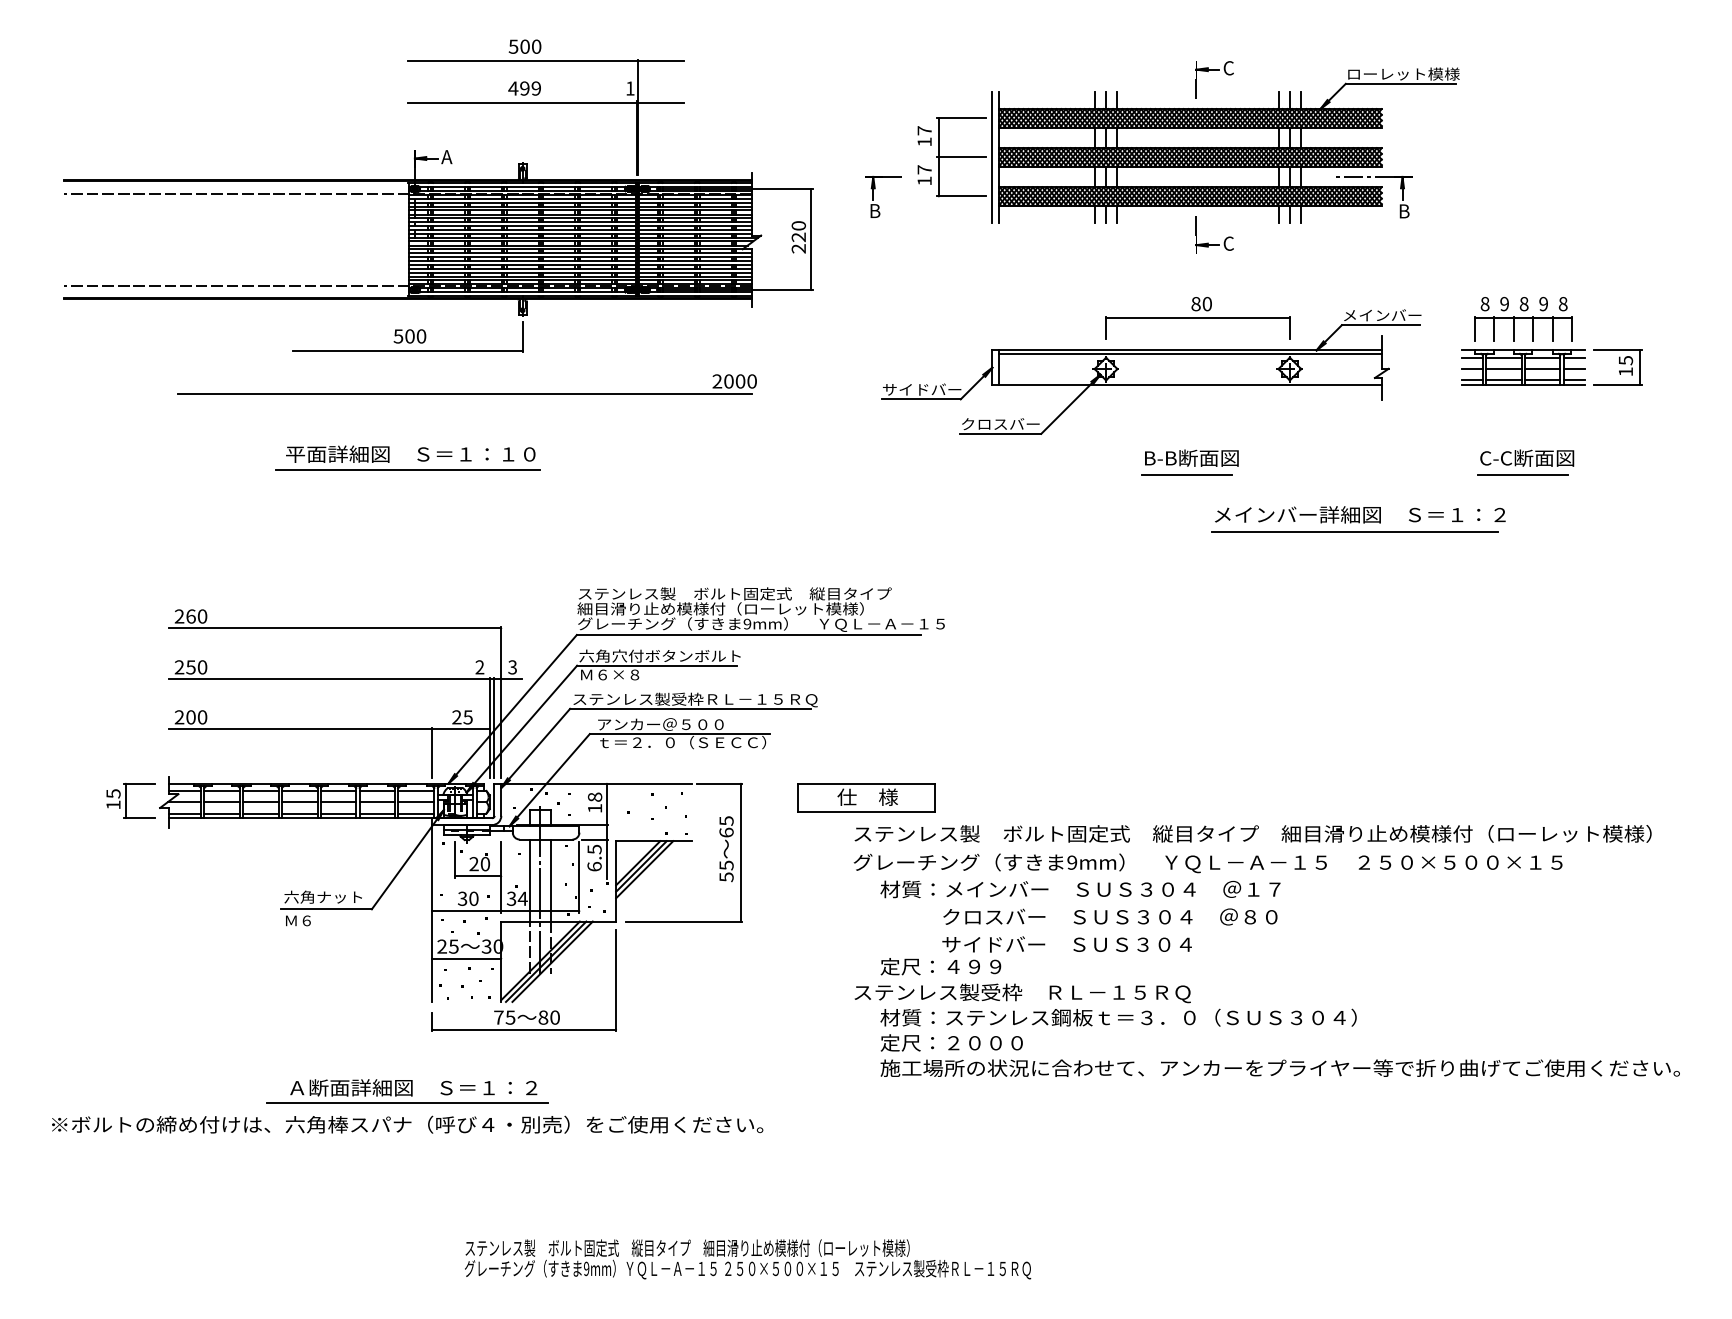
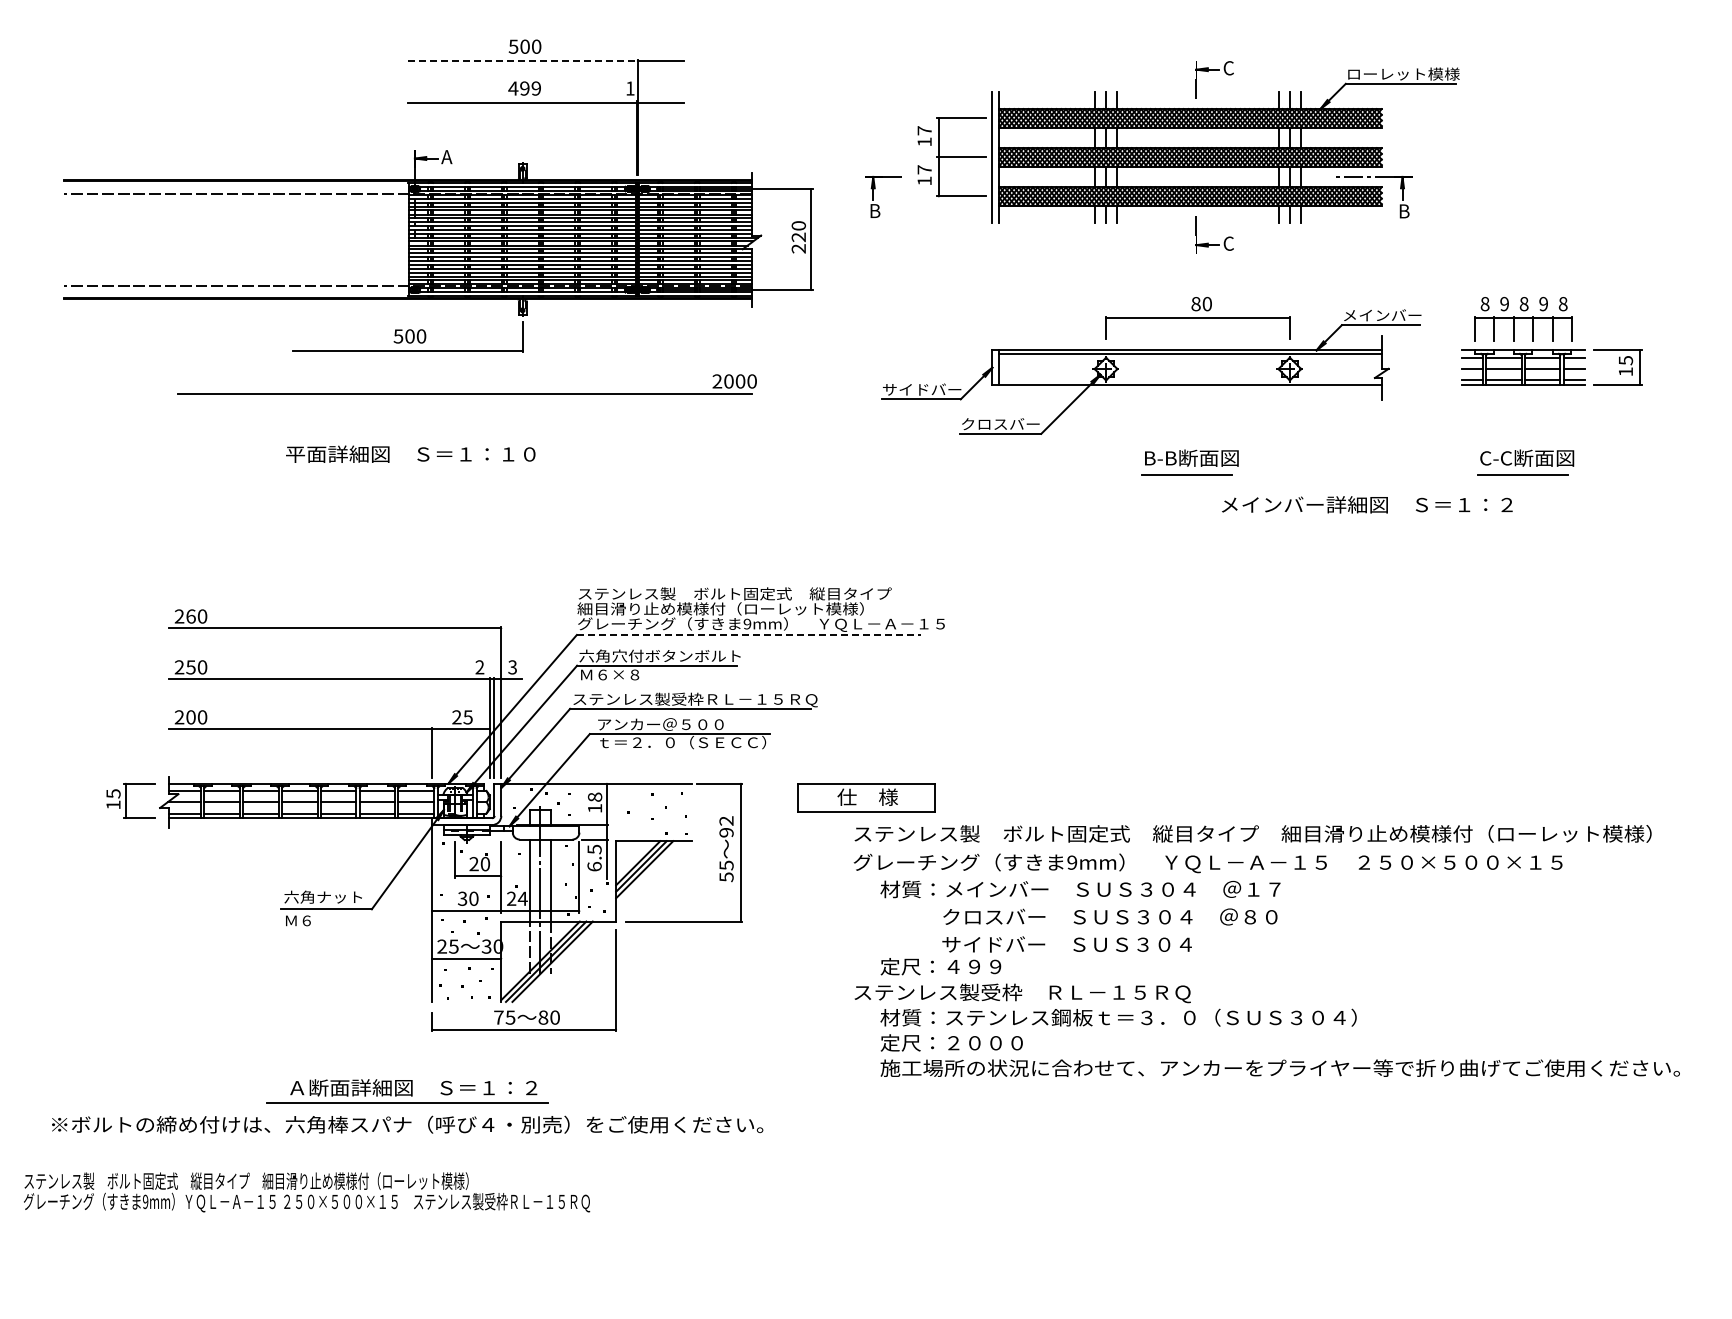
line: solid -> dashed (522, 60)
line: present -> none (407, 469)
text position: (1360, 514) -> (1367, 504) (1367, 504)
line: present -> none (1354, 531)
line: solid -> dashed (749, 635)
text: 65 -> 92 (726, 826)
text: 34 -> 24 (511, 898)
text position: (748, 1259) -> (307, 1192) (307, 1192)
